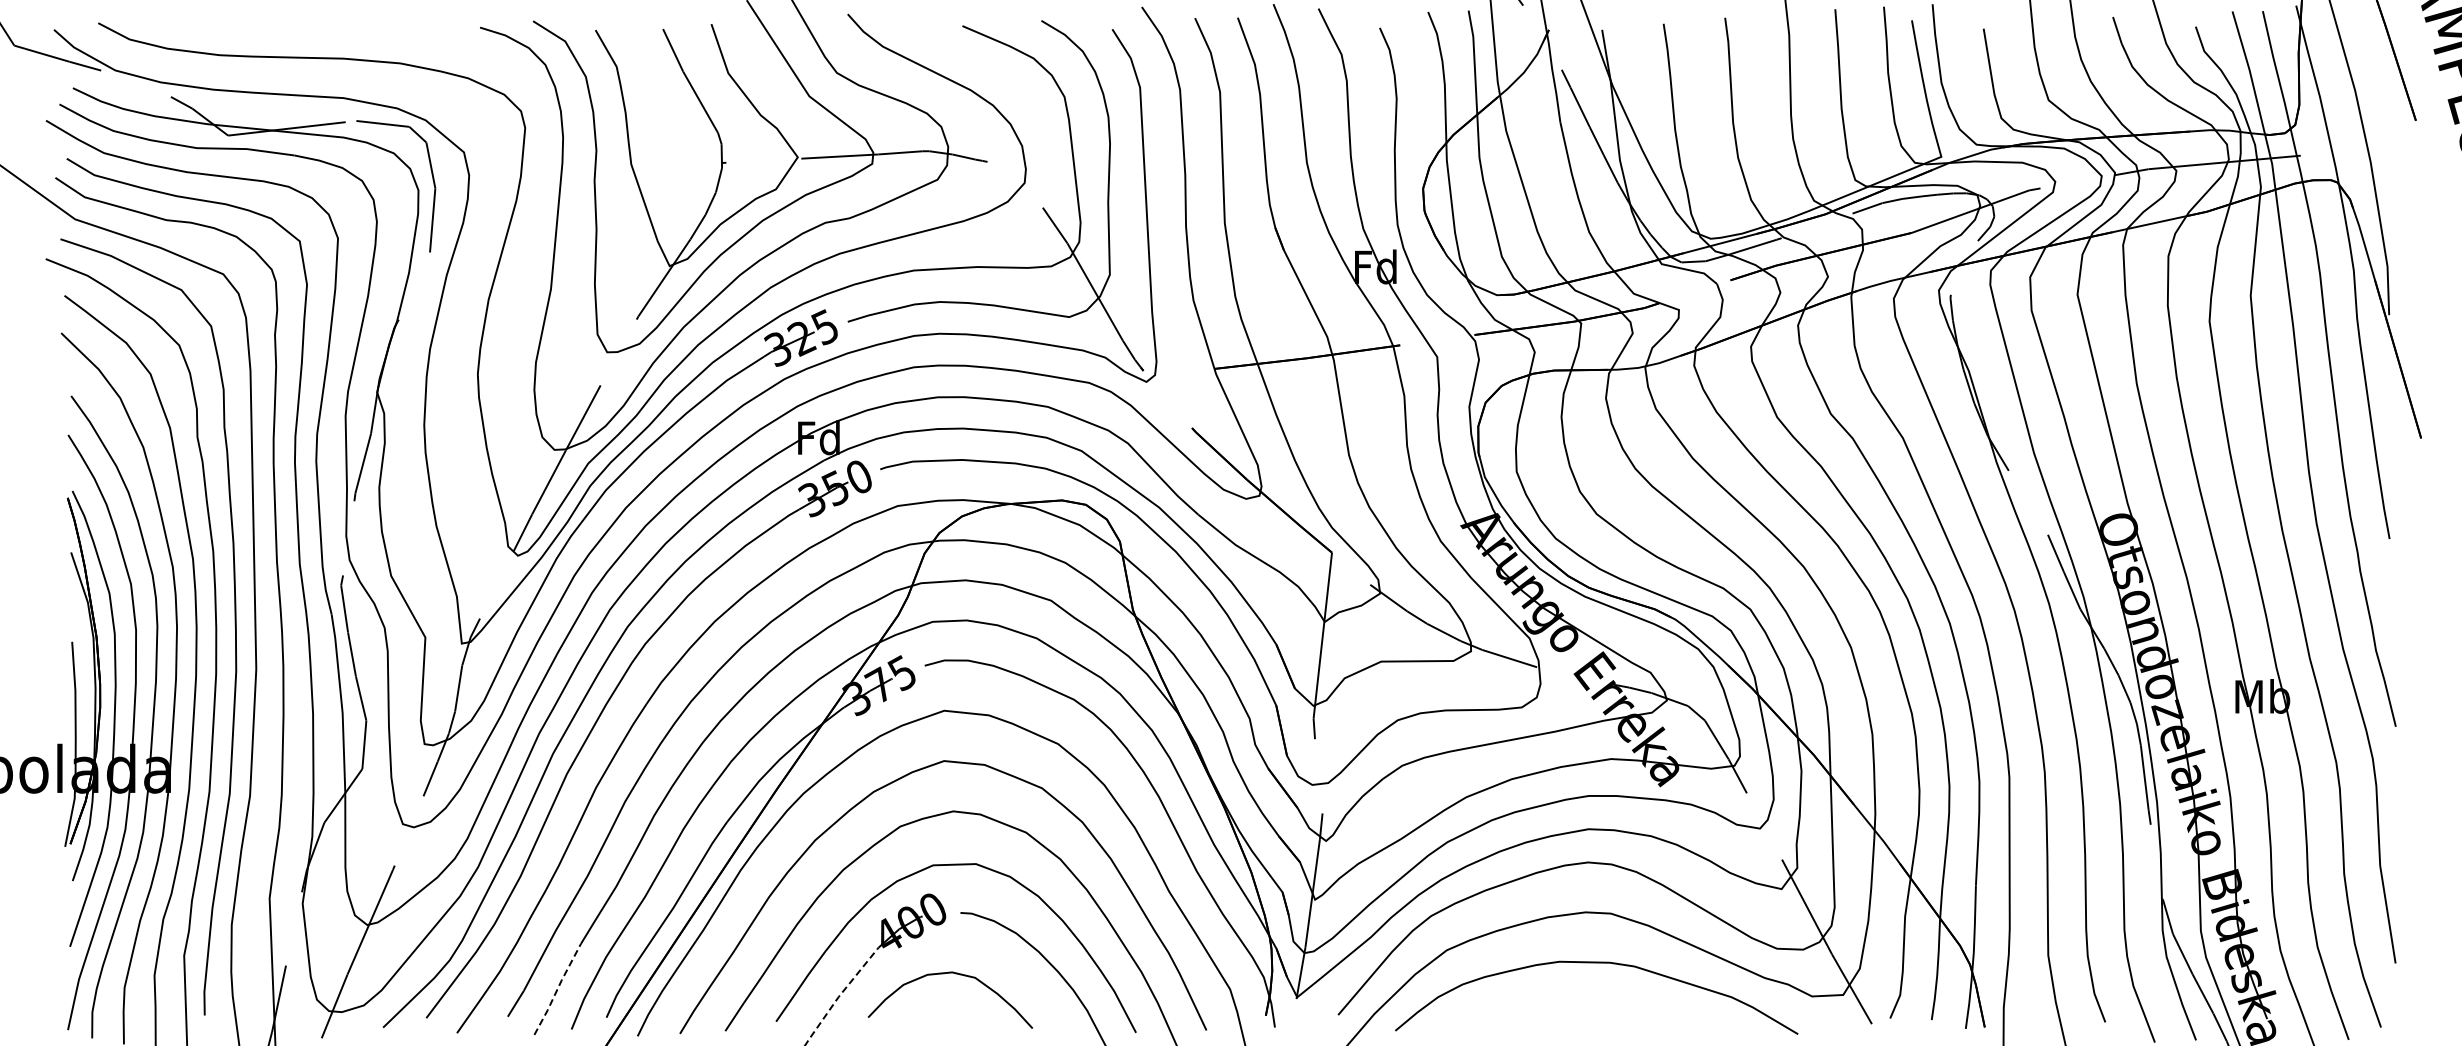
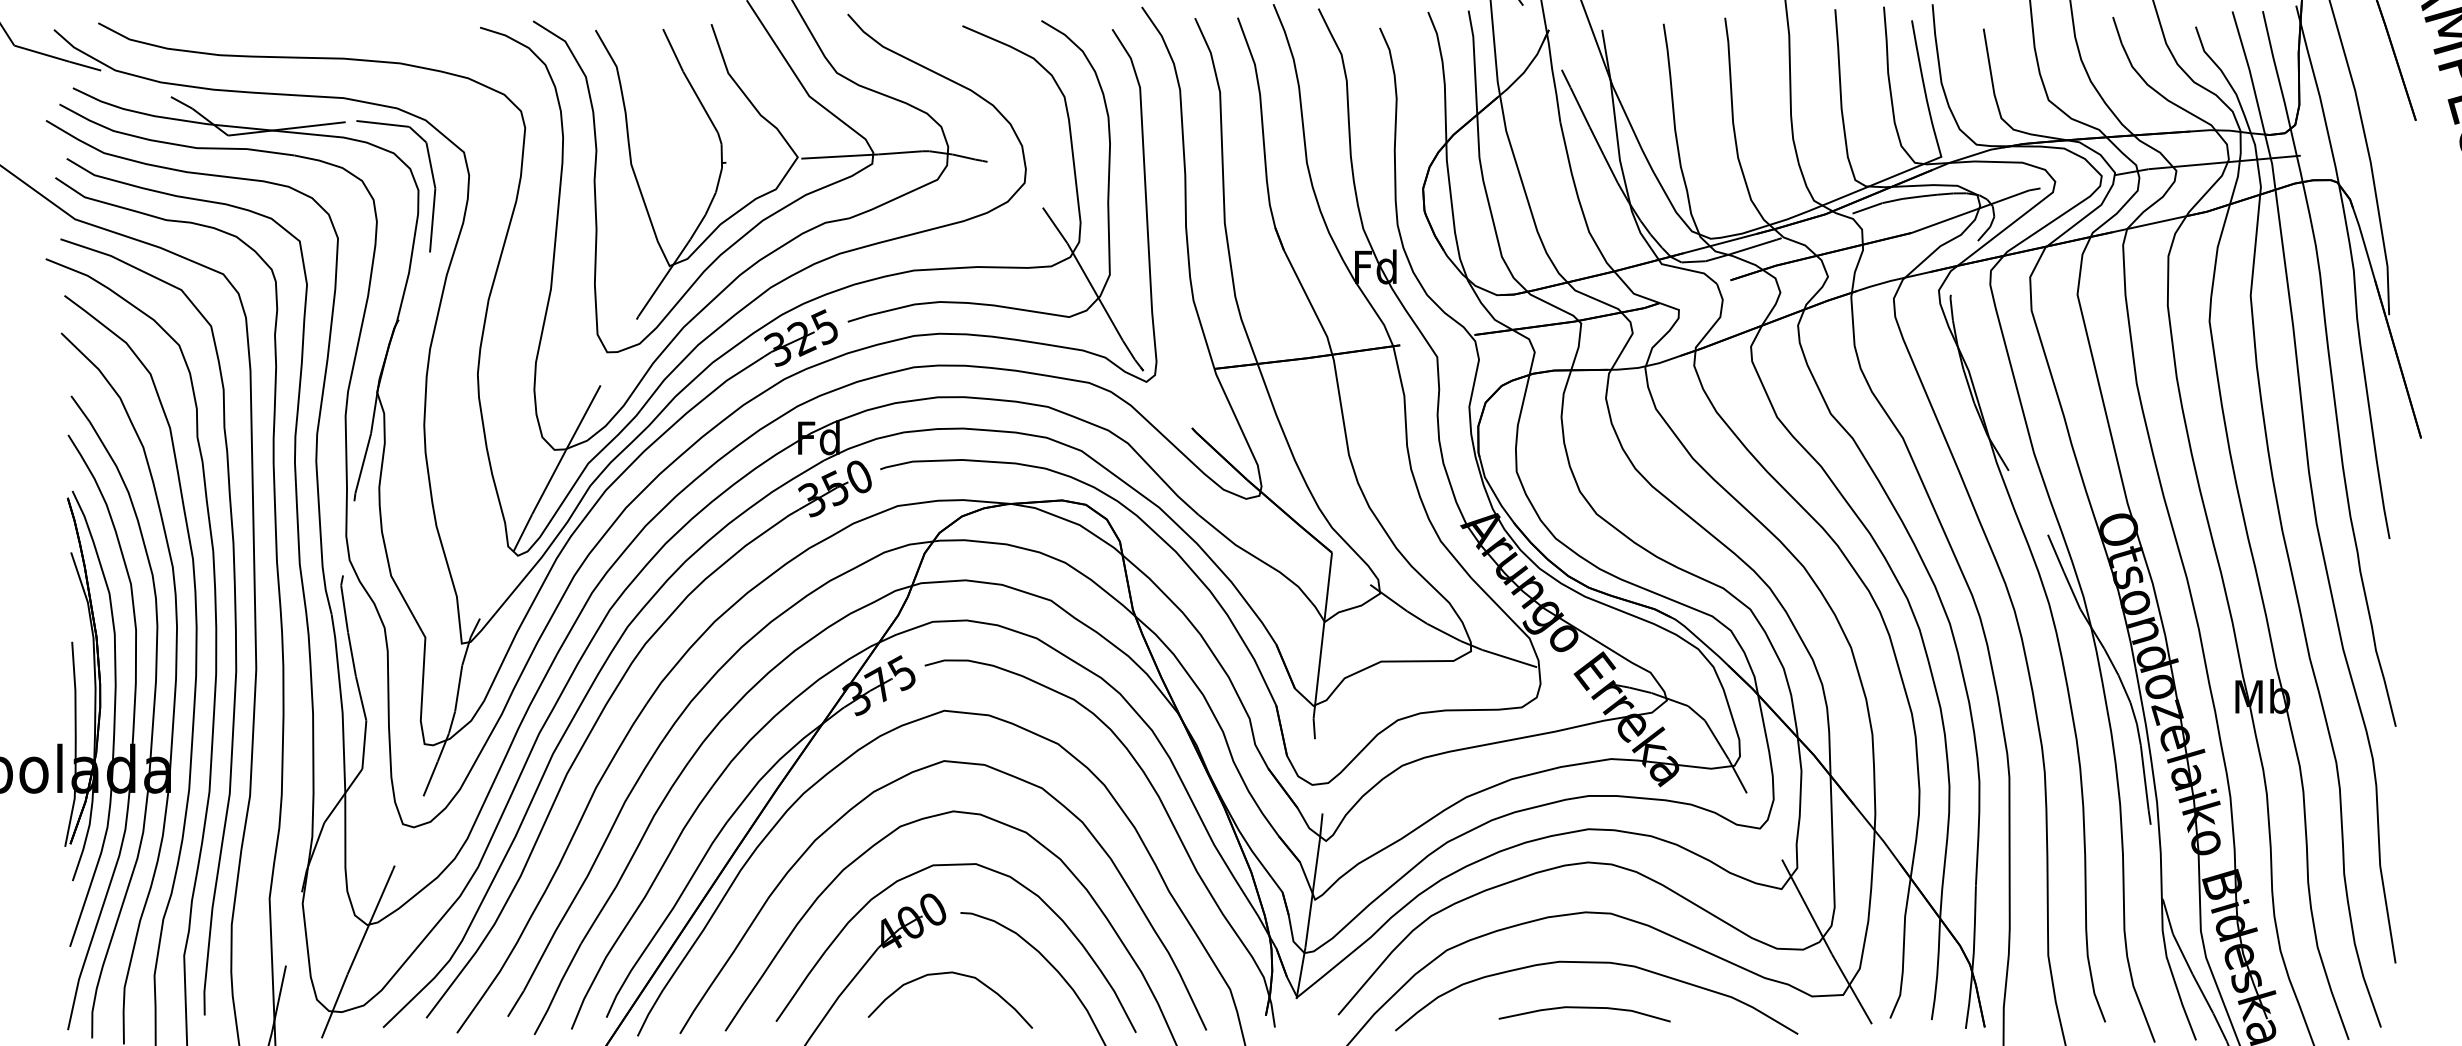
line: dashed -> solid (557, 989)
line: dashed -> solid (839, 995)
curve: none -> present (1584, 1008)
